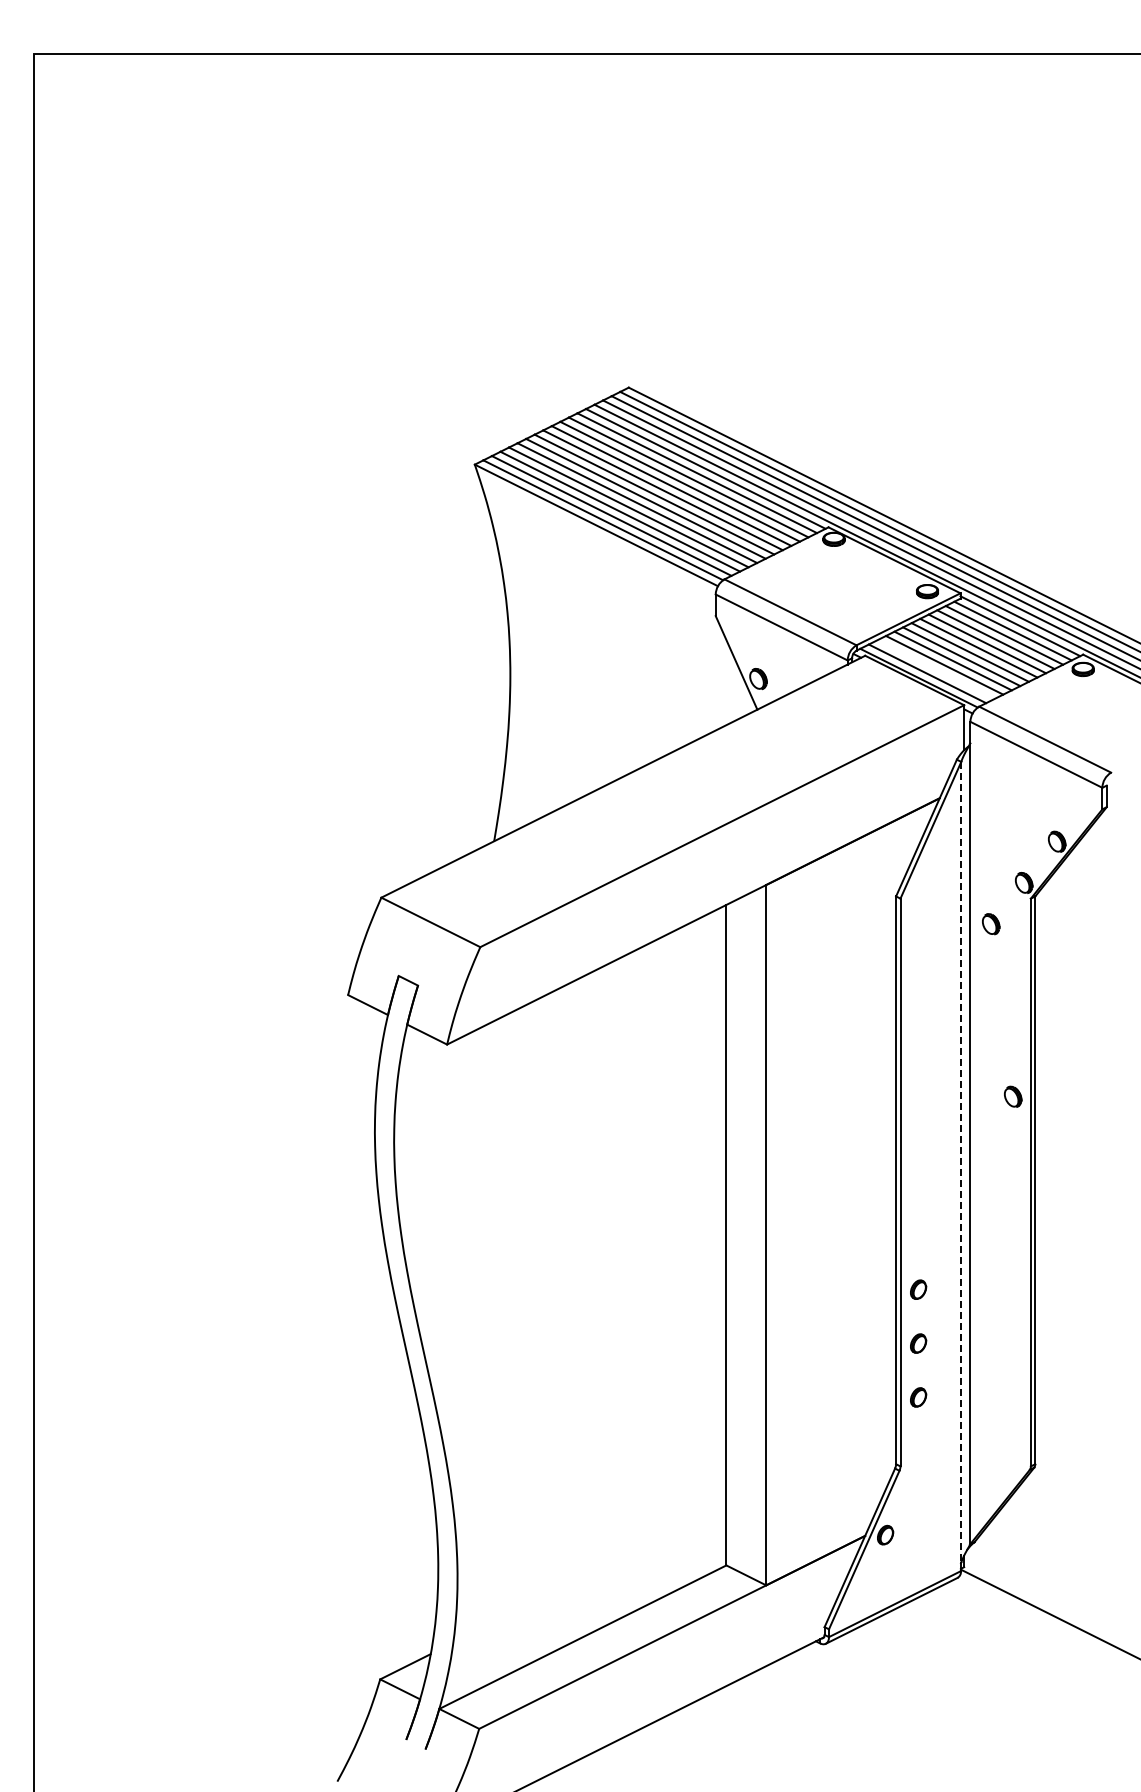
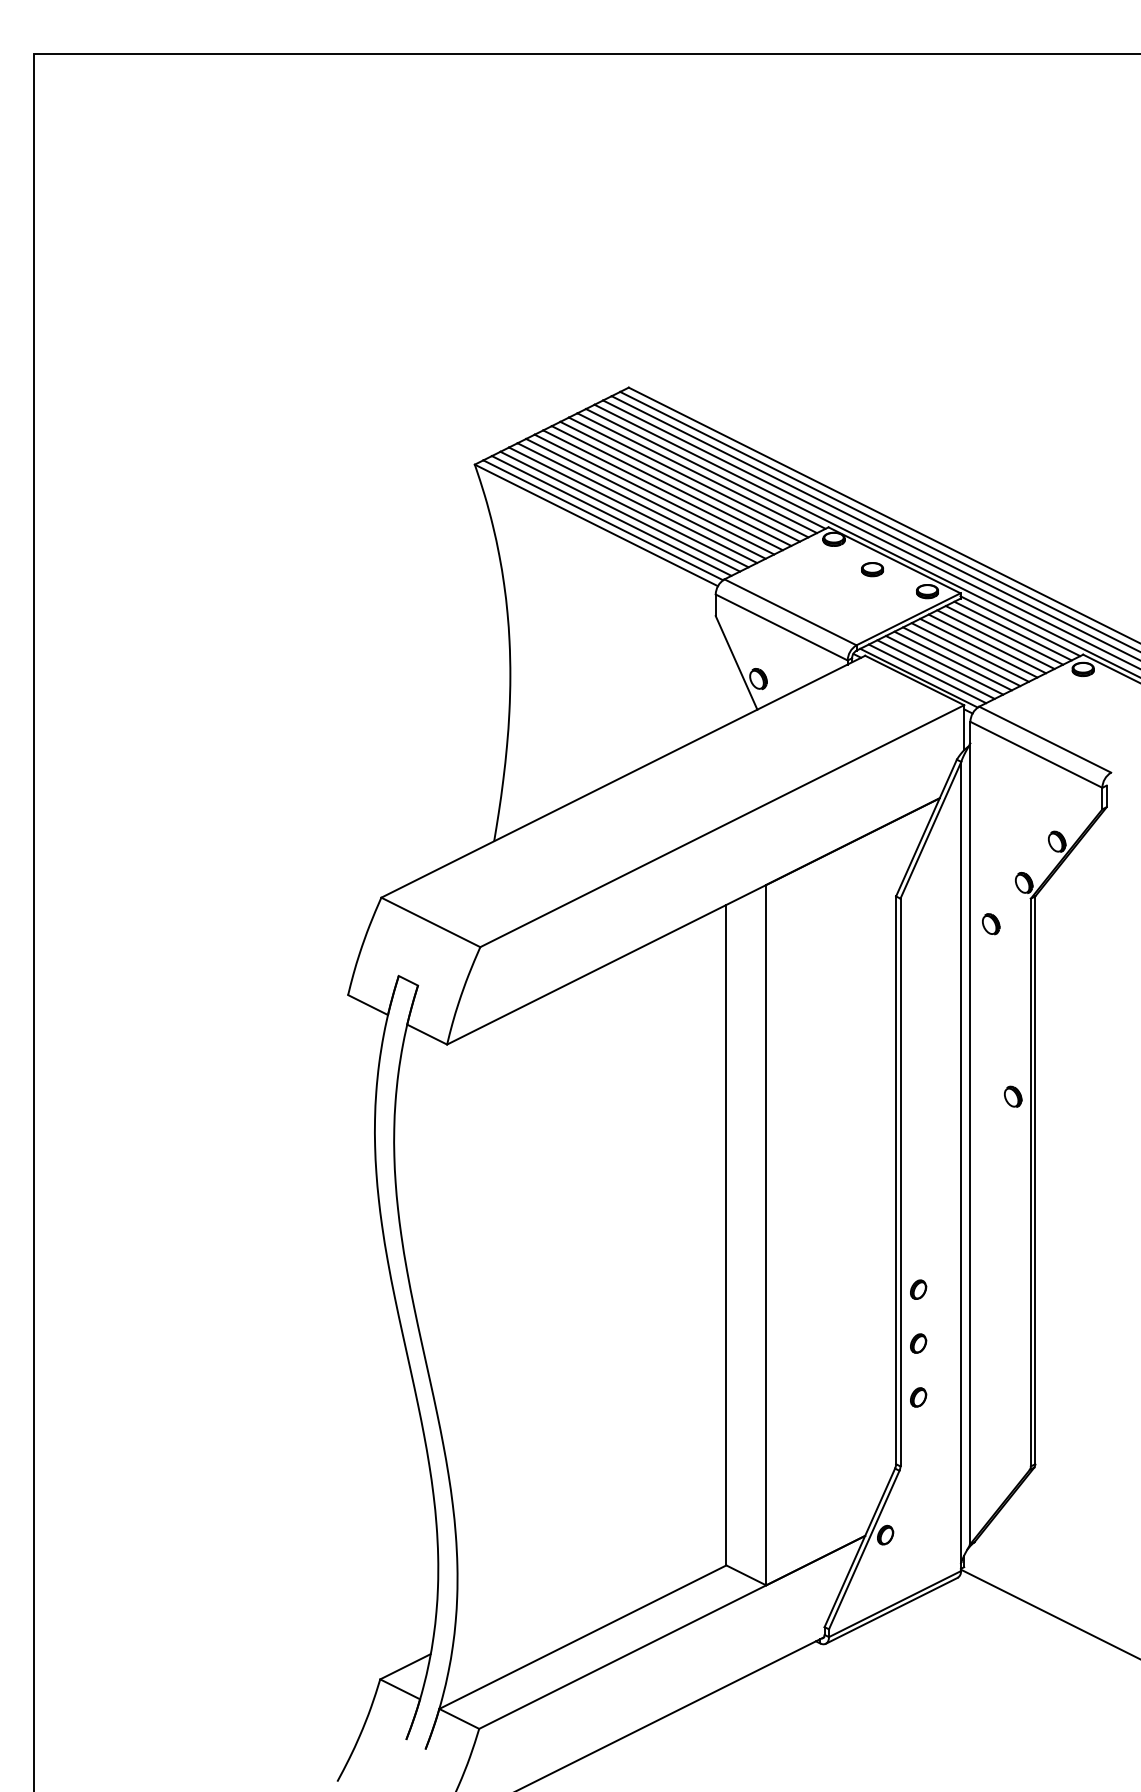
part: none -> present (872, 569)
line: none -> present (935, 669)
line: dashed -> solid (961, 1162)
